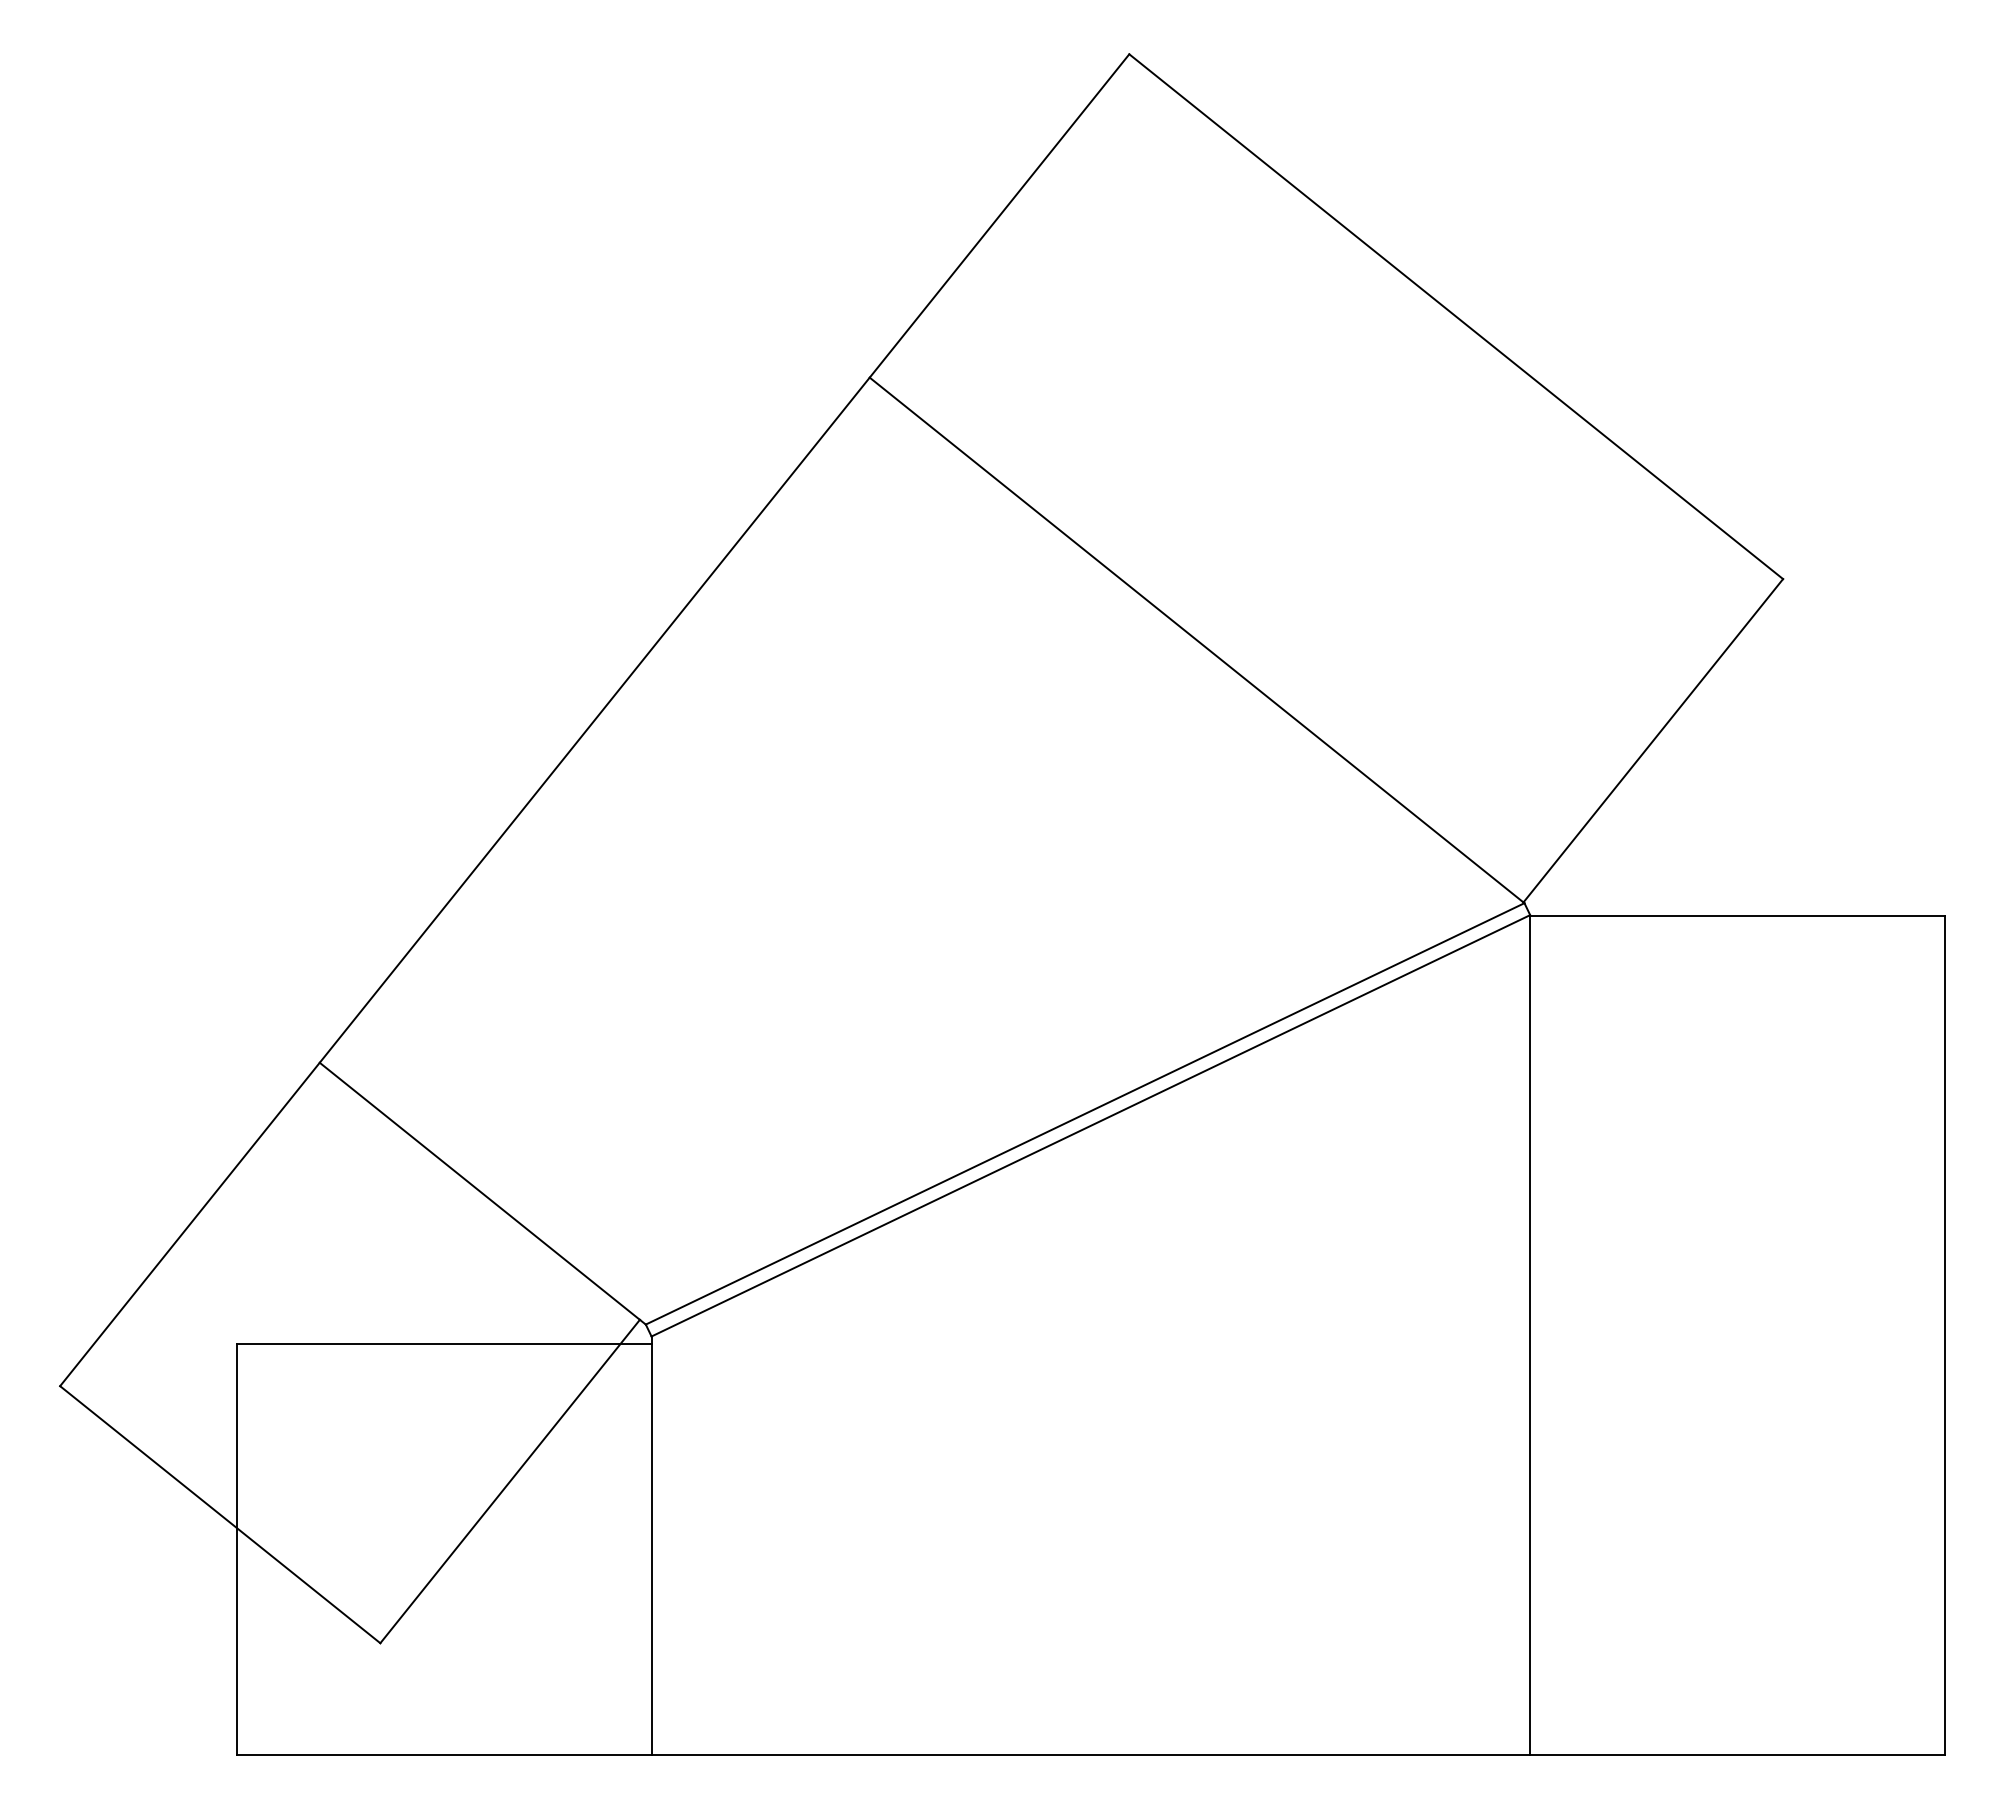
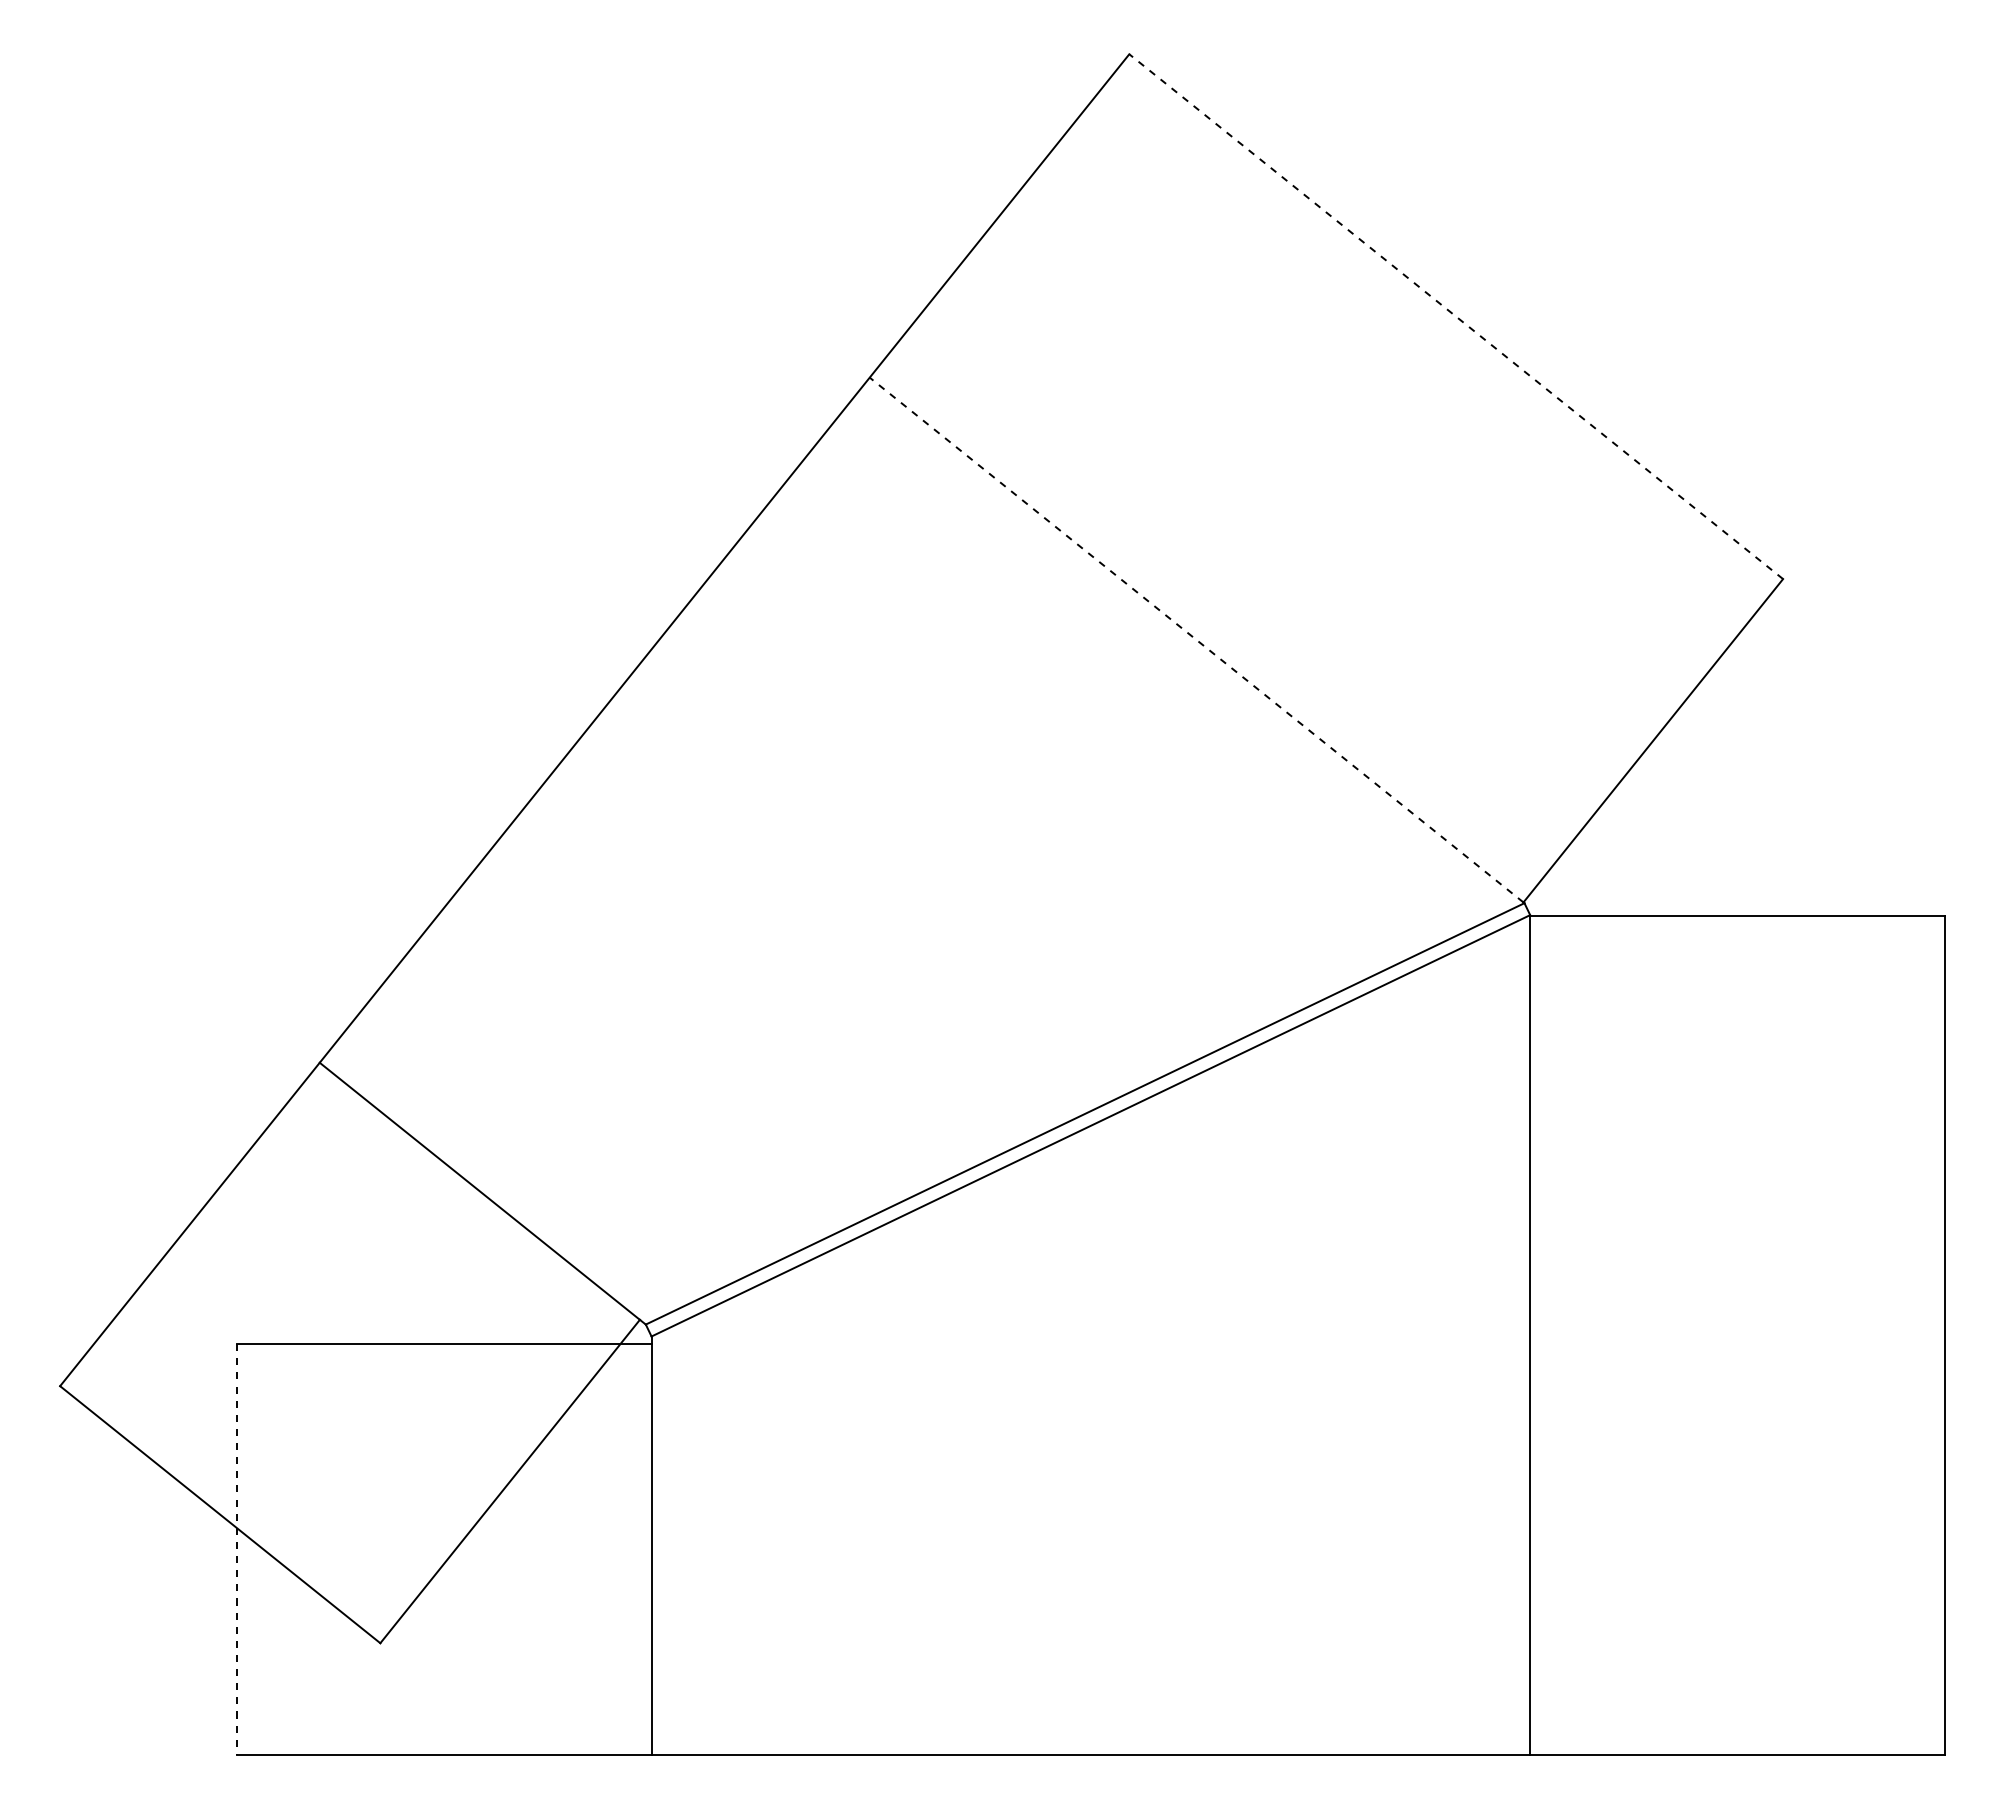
line: solid -> dashed (1455, 316)
line: solid -> dashed (1196, 639)
line: solid -> dashed (236, 1549)
